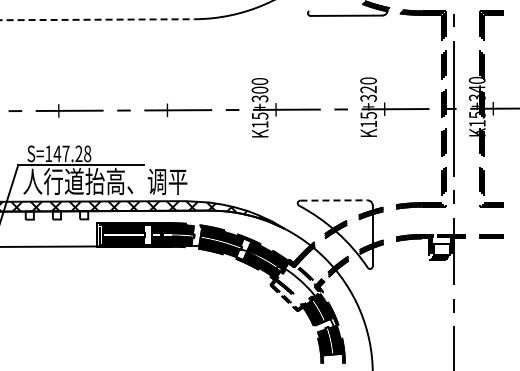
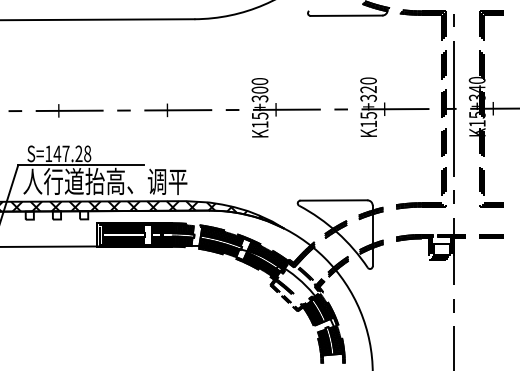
line: dashed -> solid (97, 19)
line: dashed -> solid (334, 200)
